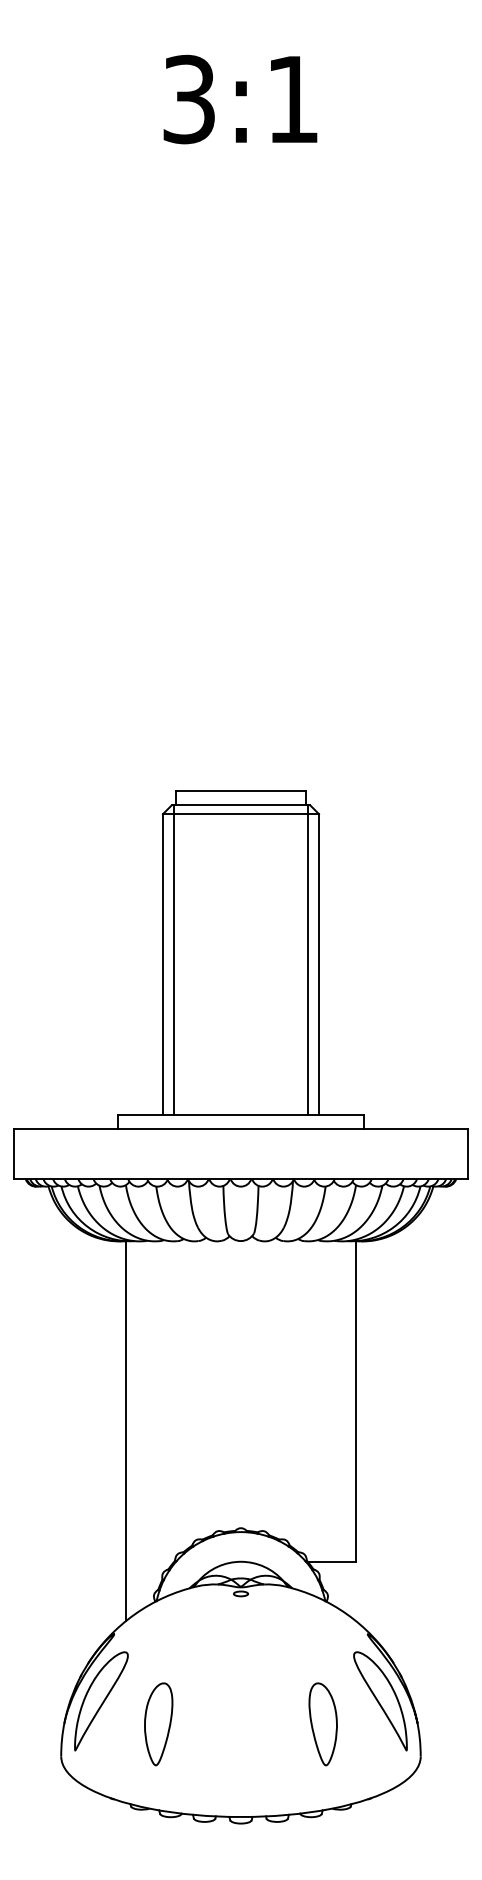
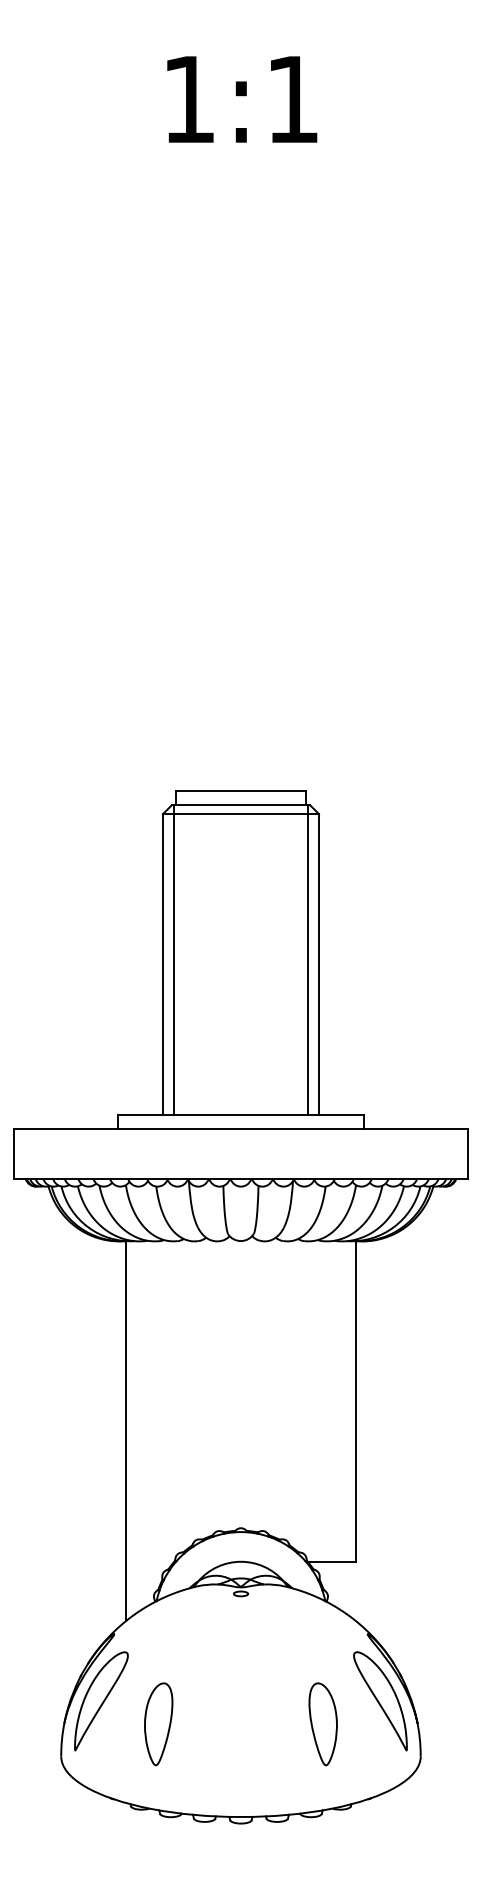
text: 3:1 -> 1:1 (188, 99)
